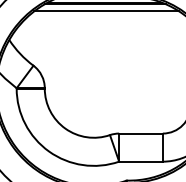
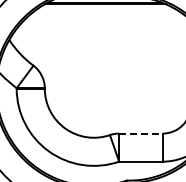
line: present -> none (106, 11)
line: solid -> dashed (141, 133)
